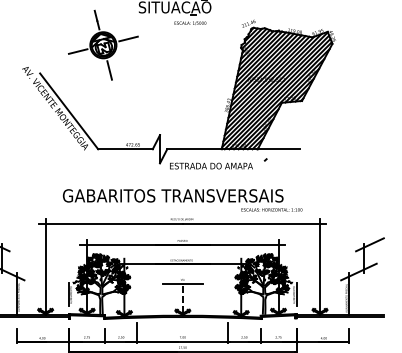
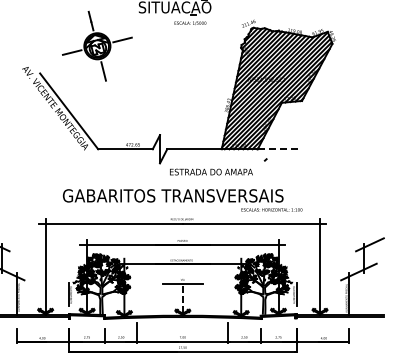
part position: (103, 44) -> (97, 45) (97, 45)
line: solid -> dashed (278, 149)
text position: (211, 165) -> (211, 171) (211, 171)
